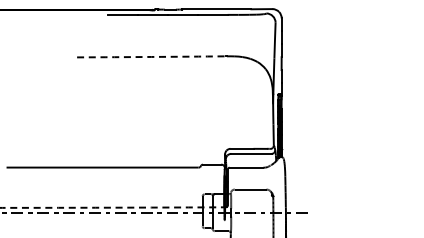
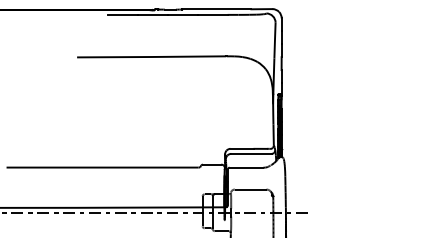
arc: dashed -> solid (151, 56)
arc: dashed -> solid (112, 207)
